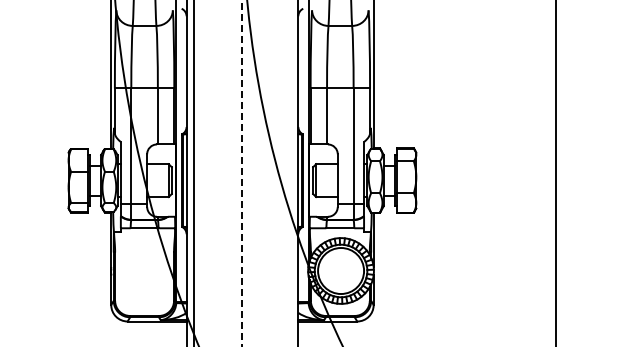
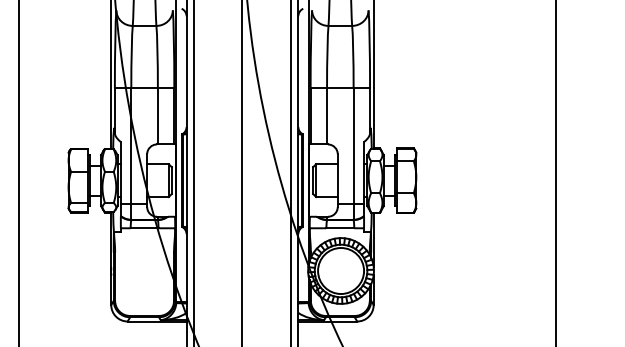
line: none -> present (18, 172)
line: none -> present (290, 172)
line: dashed -> solid (242, 173)
